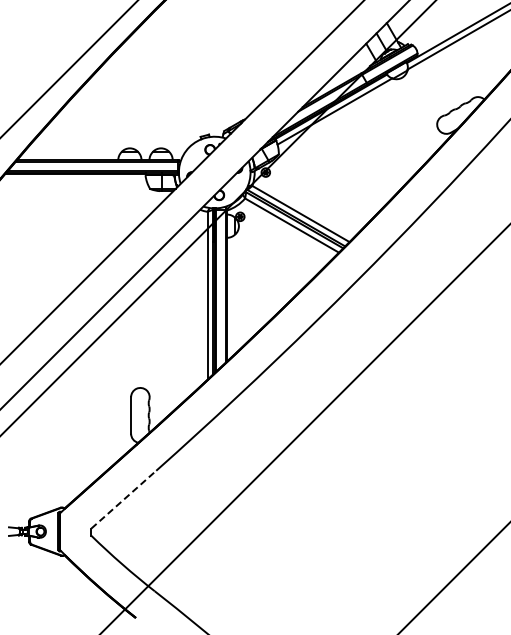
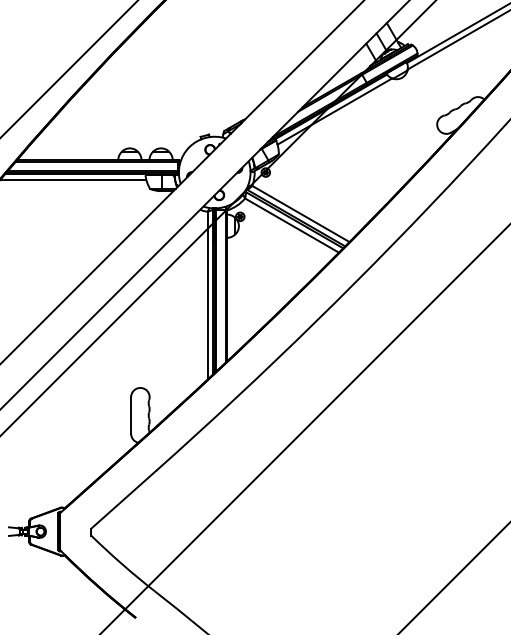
line: none -> present (74, 179)
line: dashed -> solid (124, 499)
